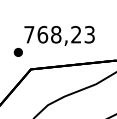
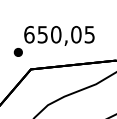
text: 768,23 -> 650,05 (59, 34)
